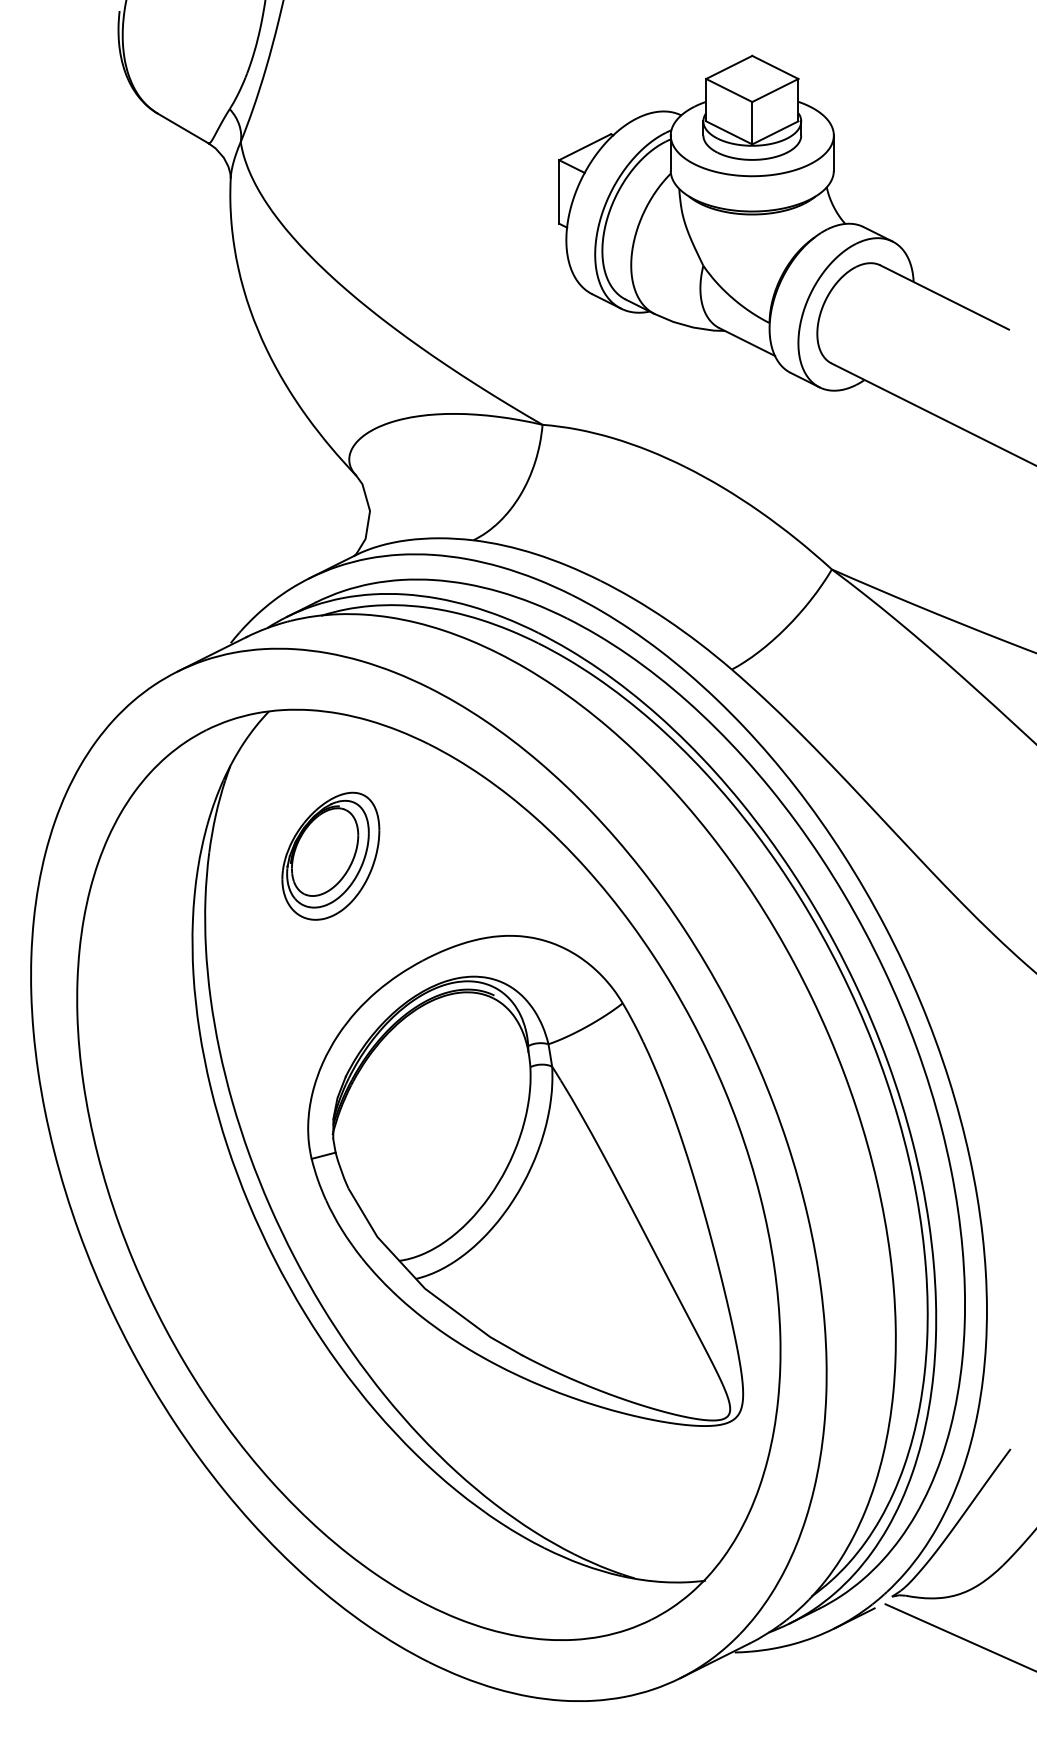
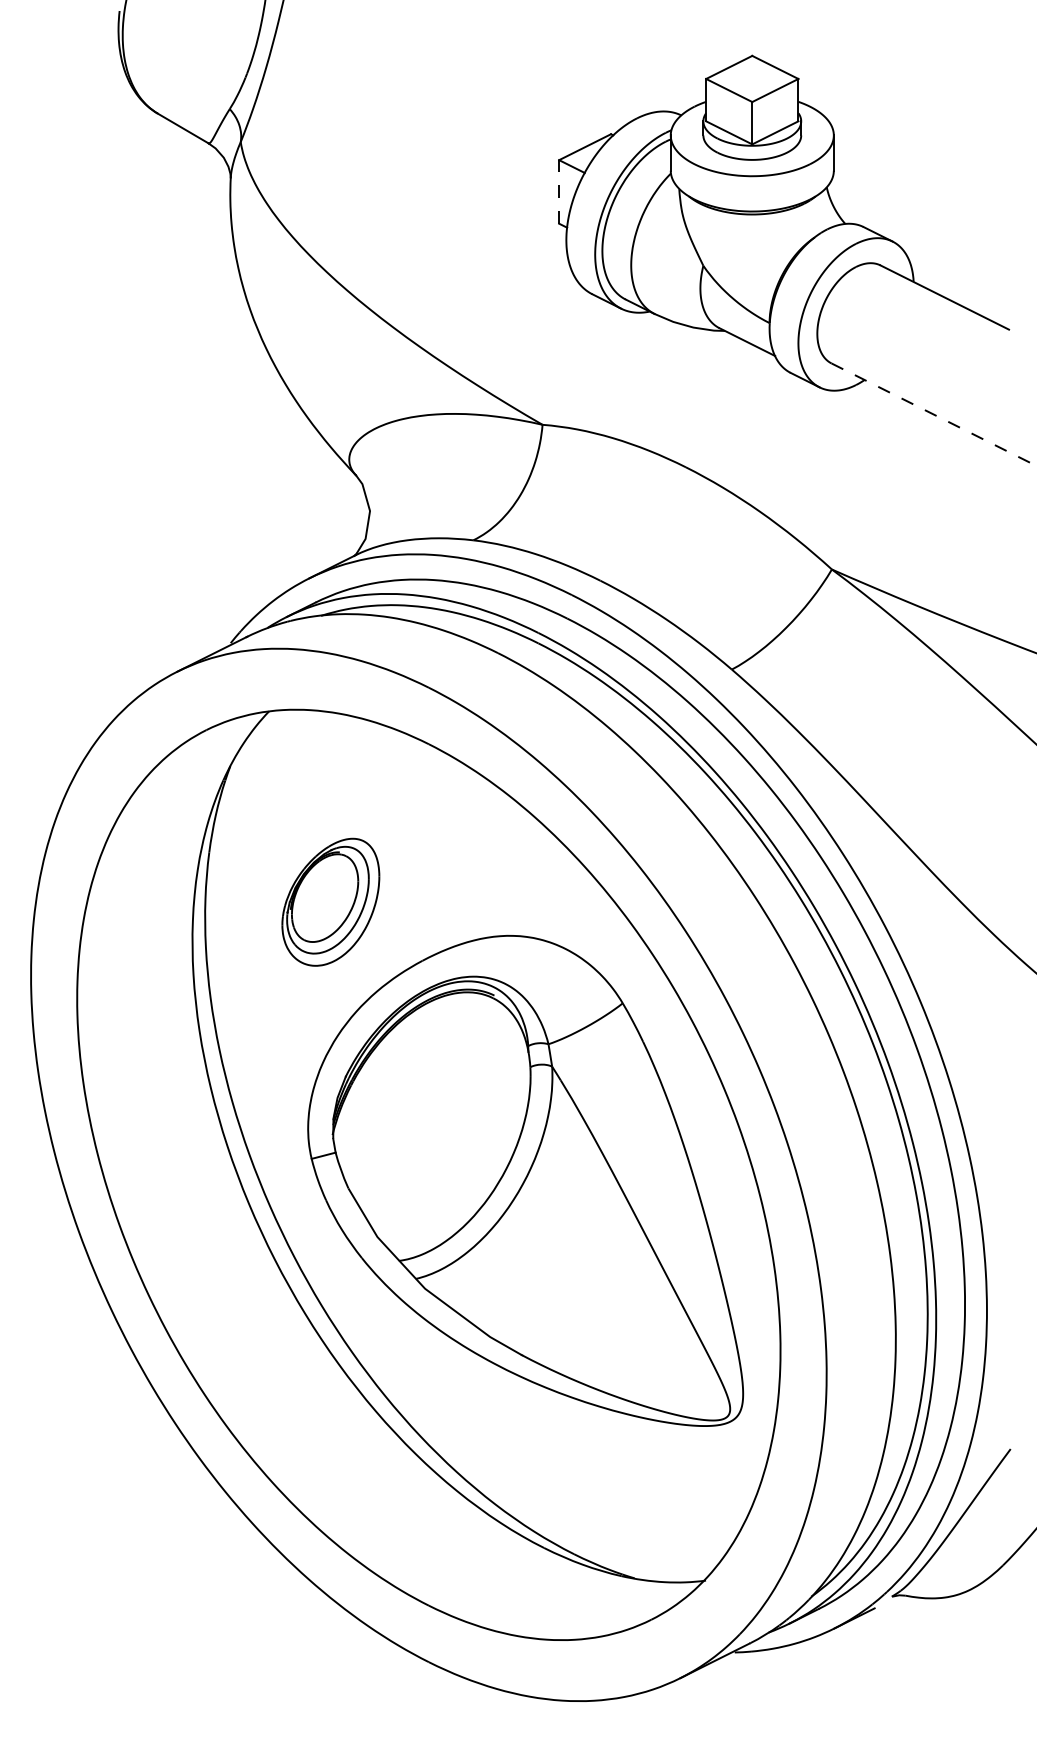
line: solid -> dashed (559, 191)
line: solid -> dashed (934, 414)
part position: (330, 855) -> (330, 901) (330, 901)
line: present -> none (959, 1637)
